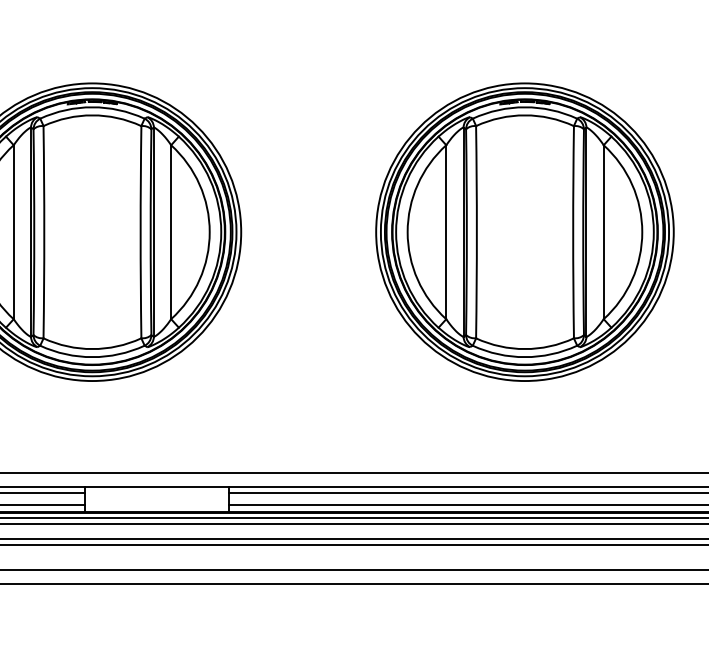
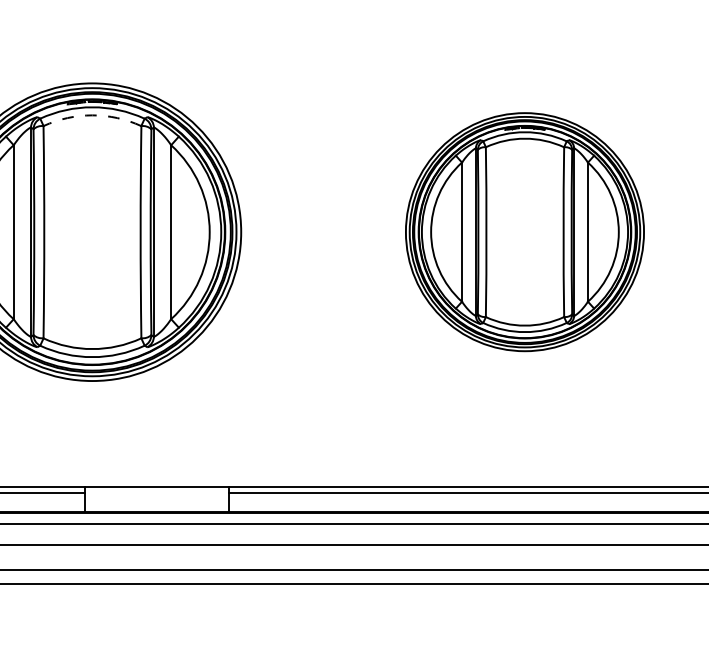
arc: solid -> dashed (92, 115)
part size: 300x300 px -> 240x241 px (524, 232)
line: present -> none (353, 473)
line: present -> none (43, 504)
line: present -> none (466, 504)
line: present -> none (353, 518)
line: present -> none (353, 539)
